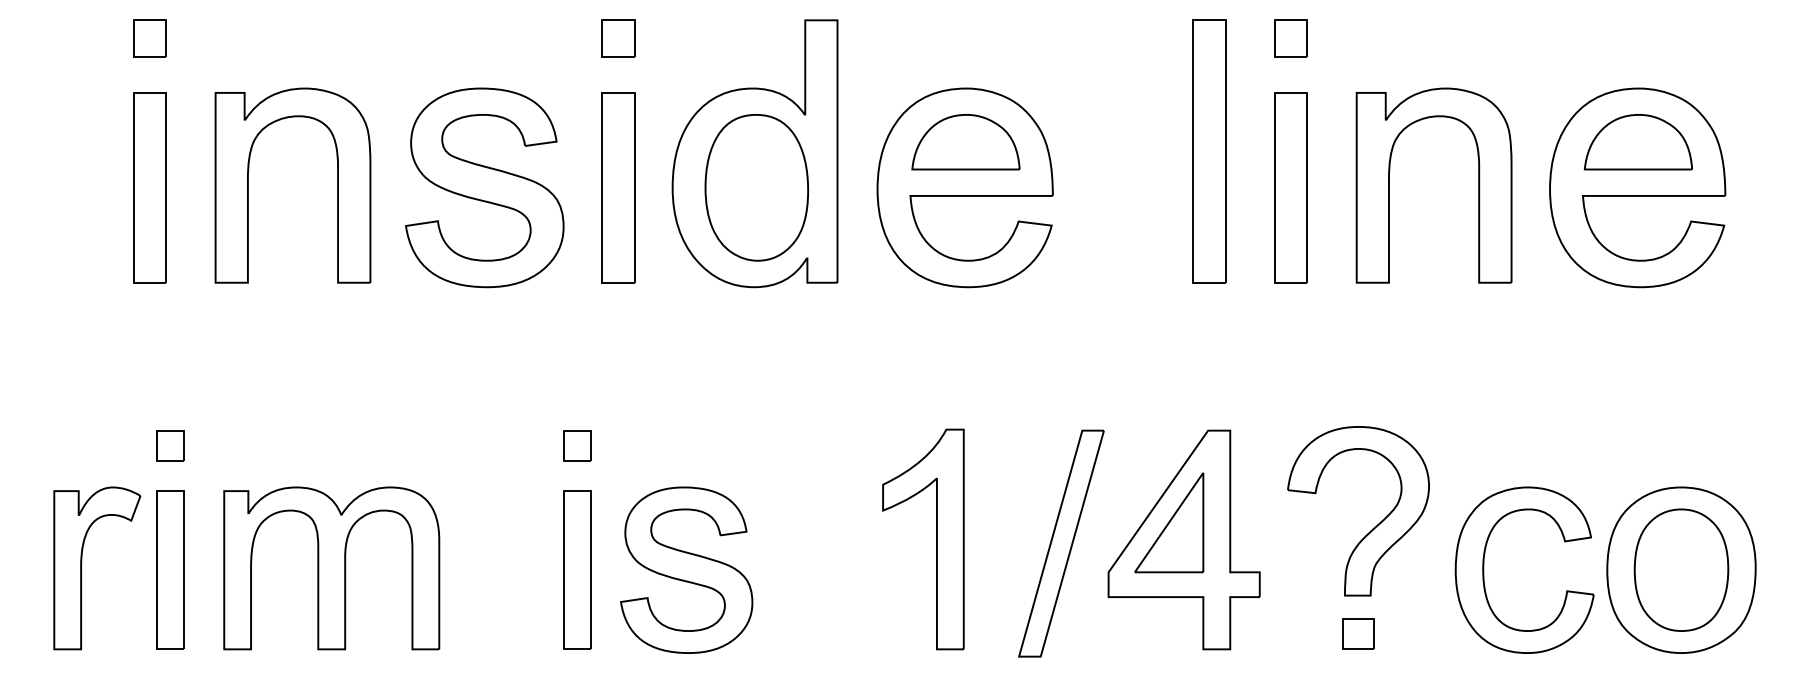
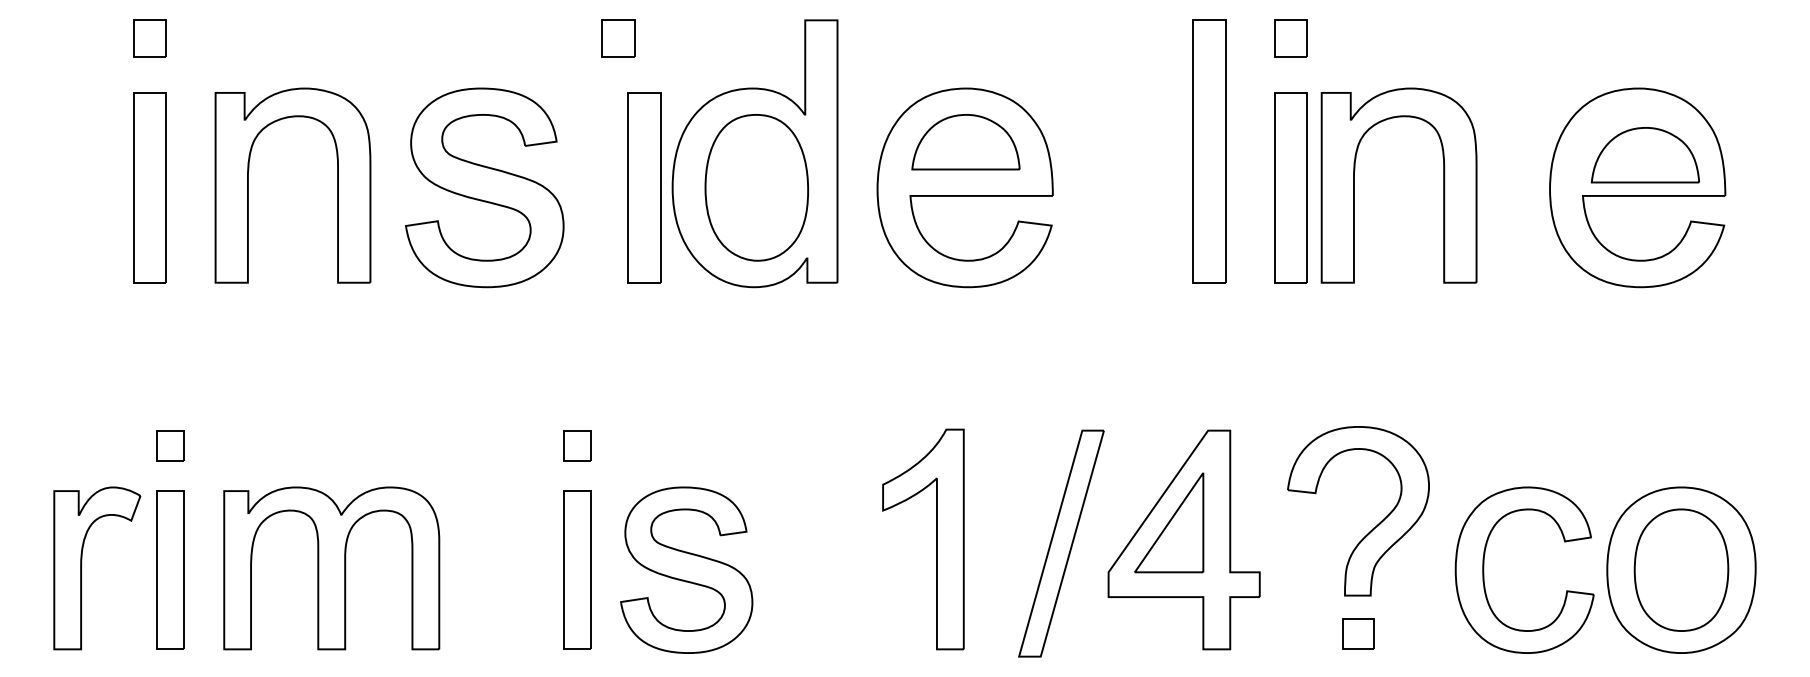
part position: (1637, 142) -> (1644, 155) (1644, 155)
part position: (1389, 185) -> (1354, 185) (1354, 185)
part position: (618, 187) -> (644, 187) (644, 187)
